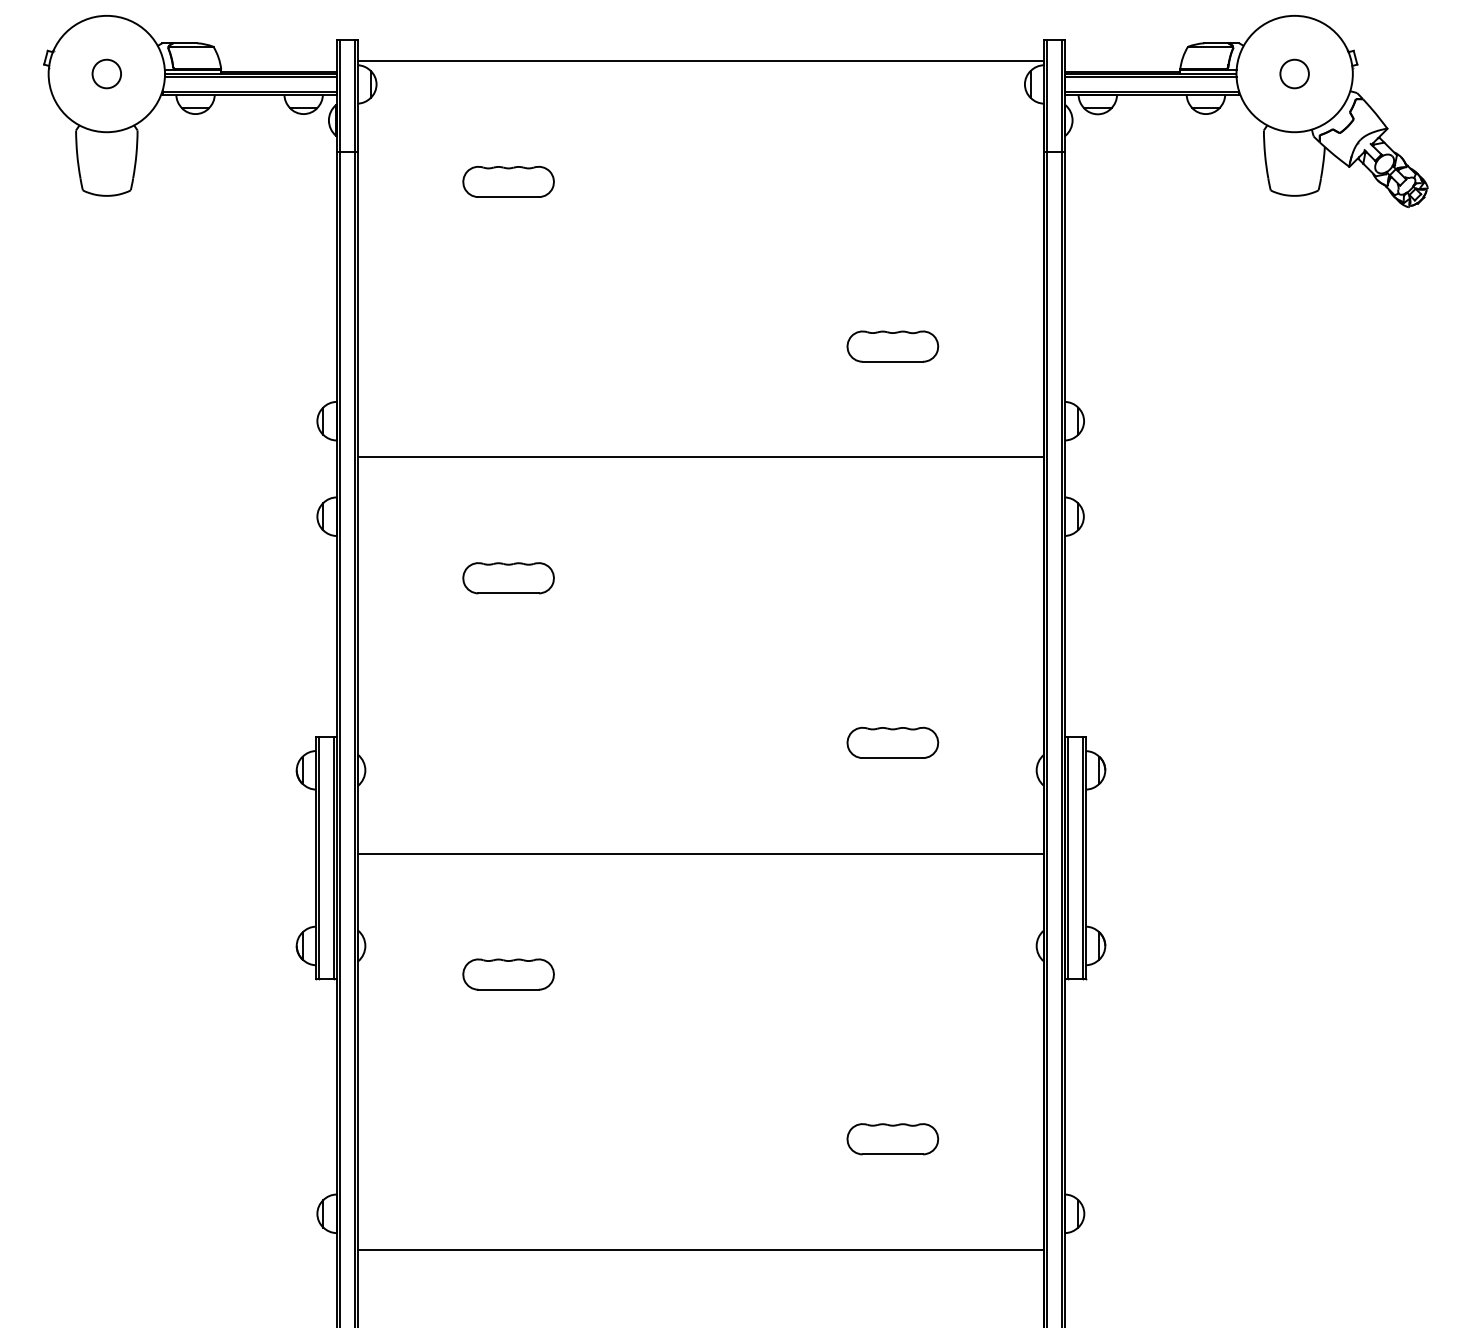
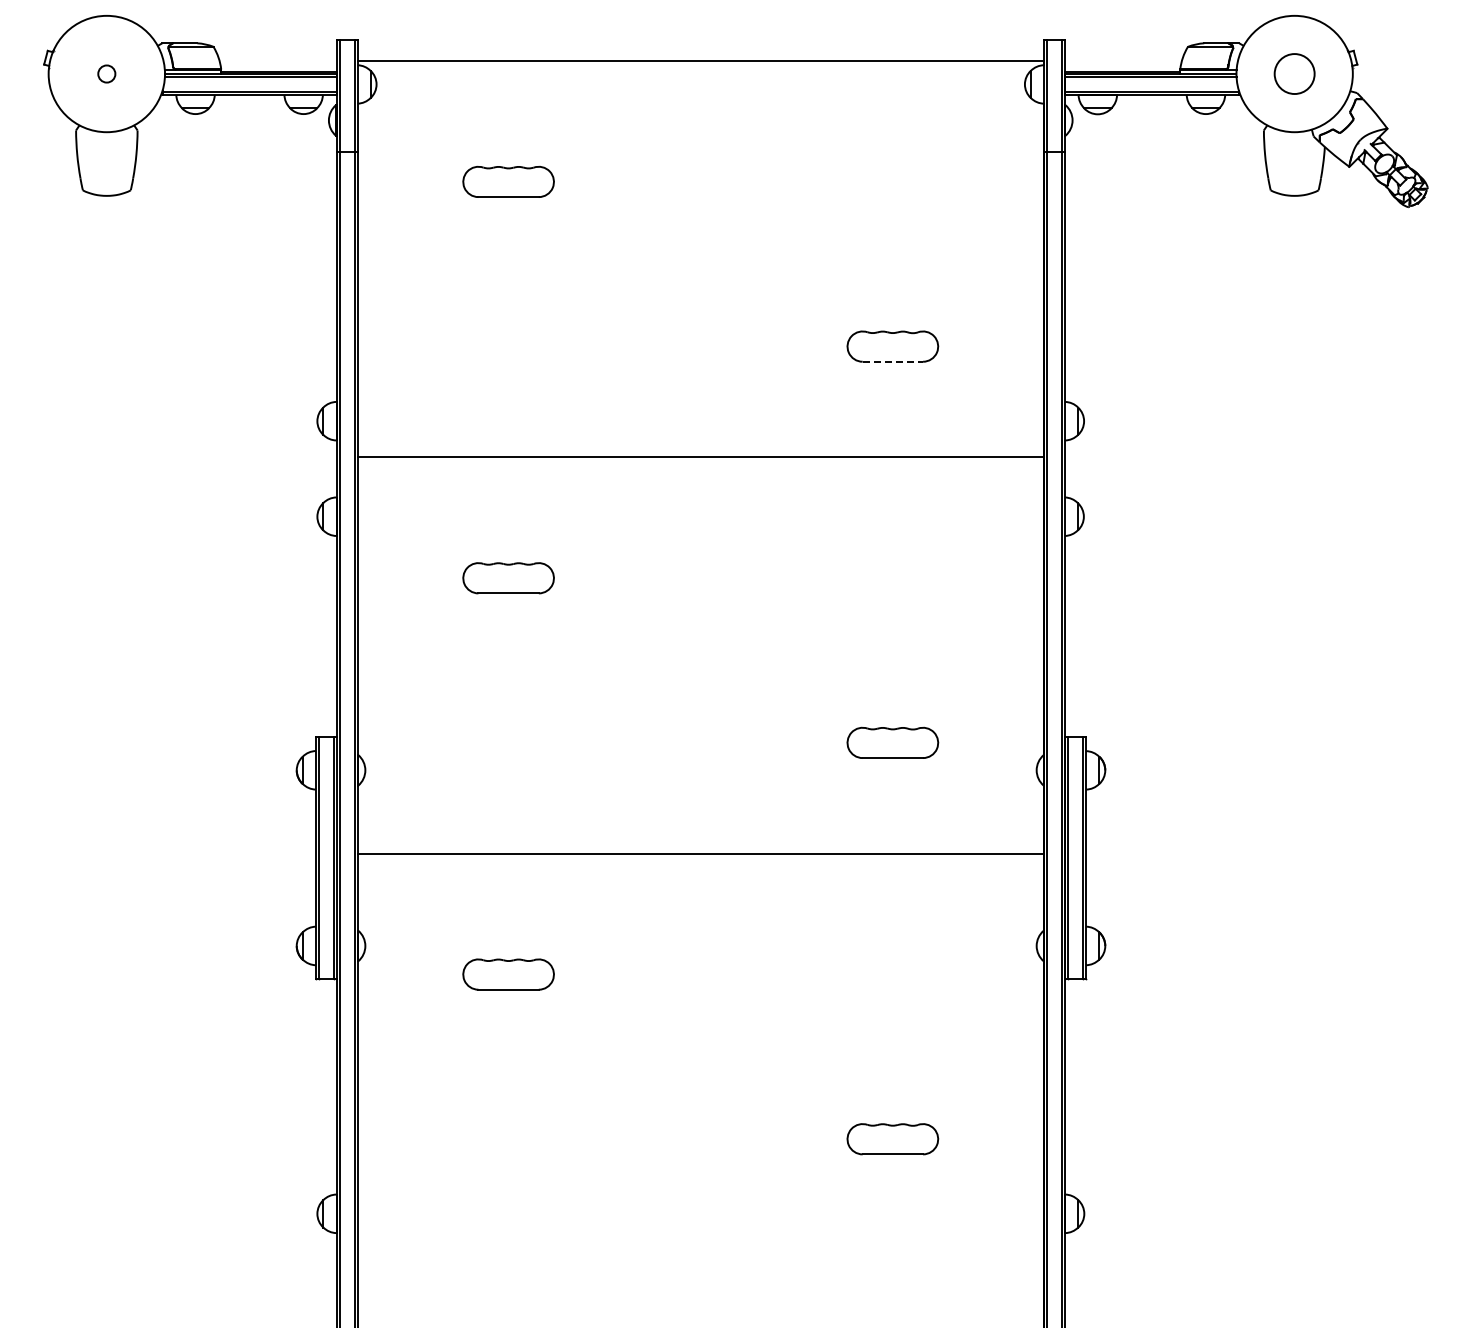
circle diameter: 29 px -> 17 px (106, 73)
circle diameter: 29 px -> 40 px (1294, 74)
line: solid -> dashed (893, 361)
line: present -> none (700, 1250)
